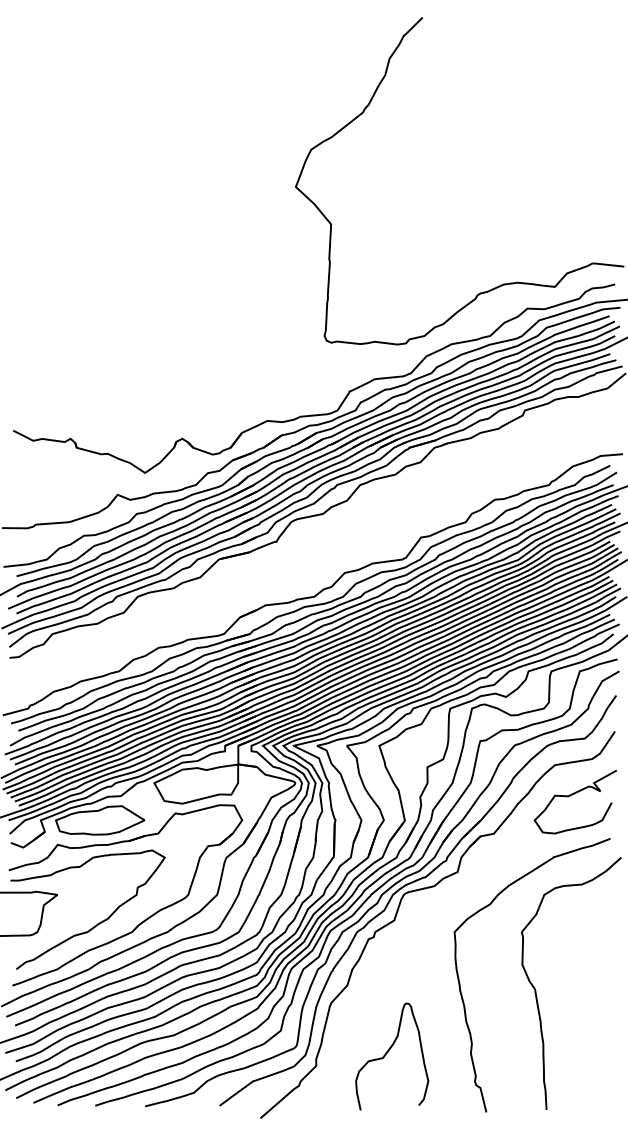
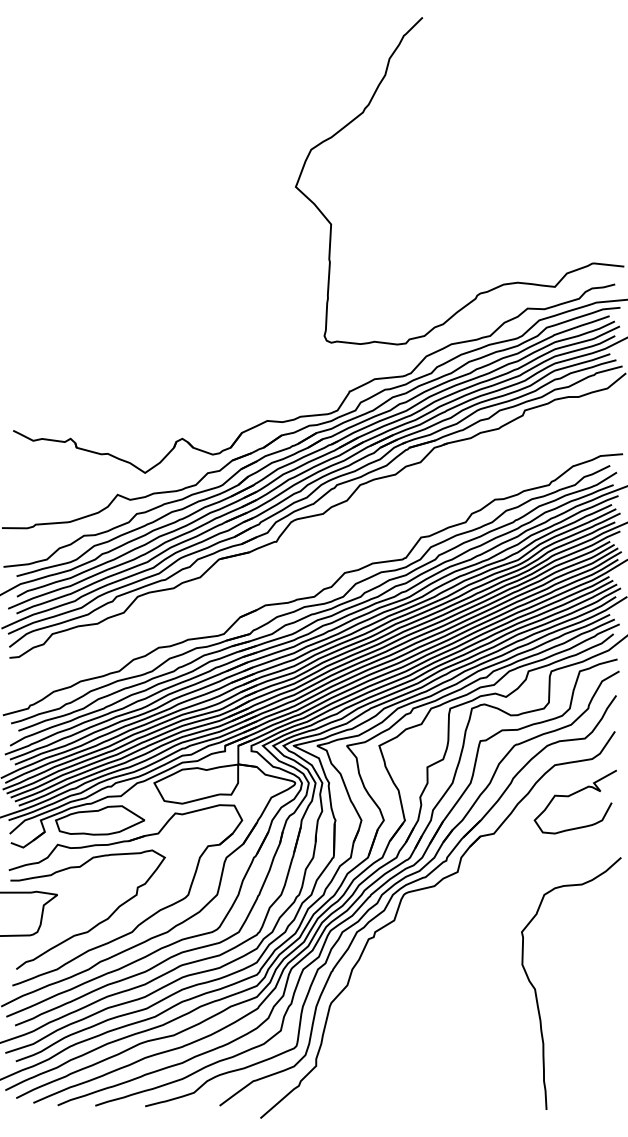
curve: present -> none (460, 983)
curve: present -> none (388, 1052)
